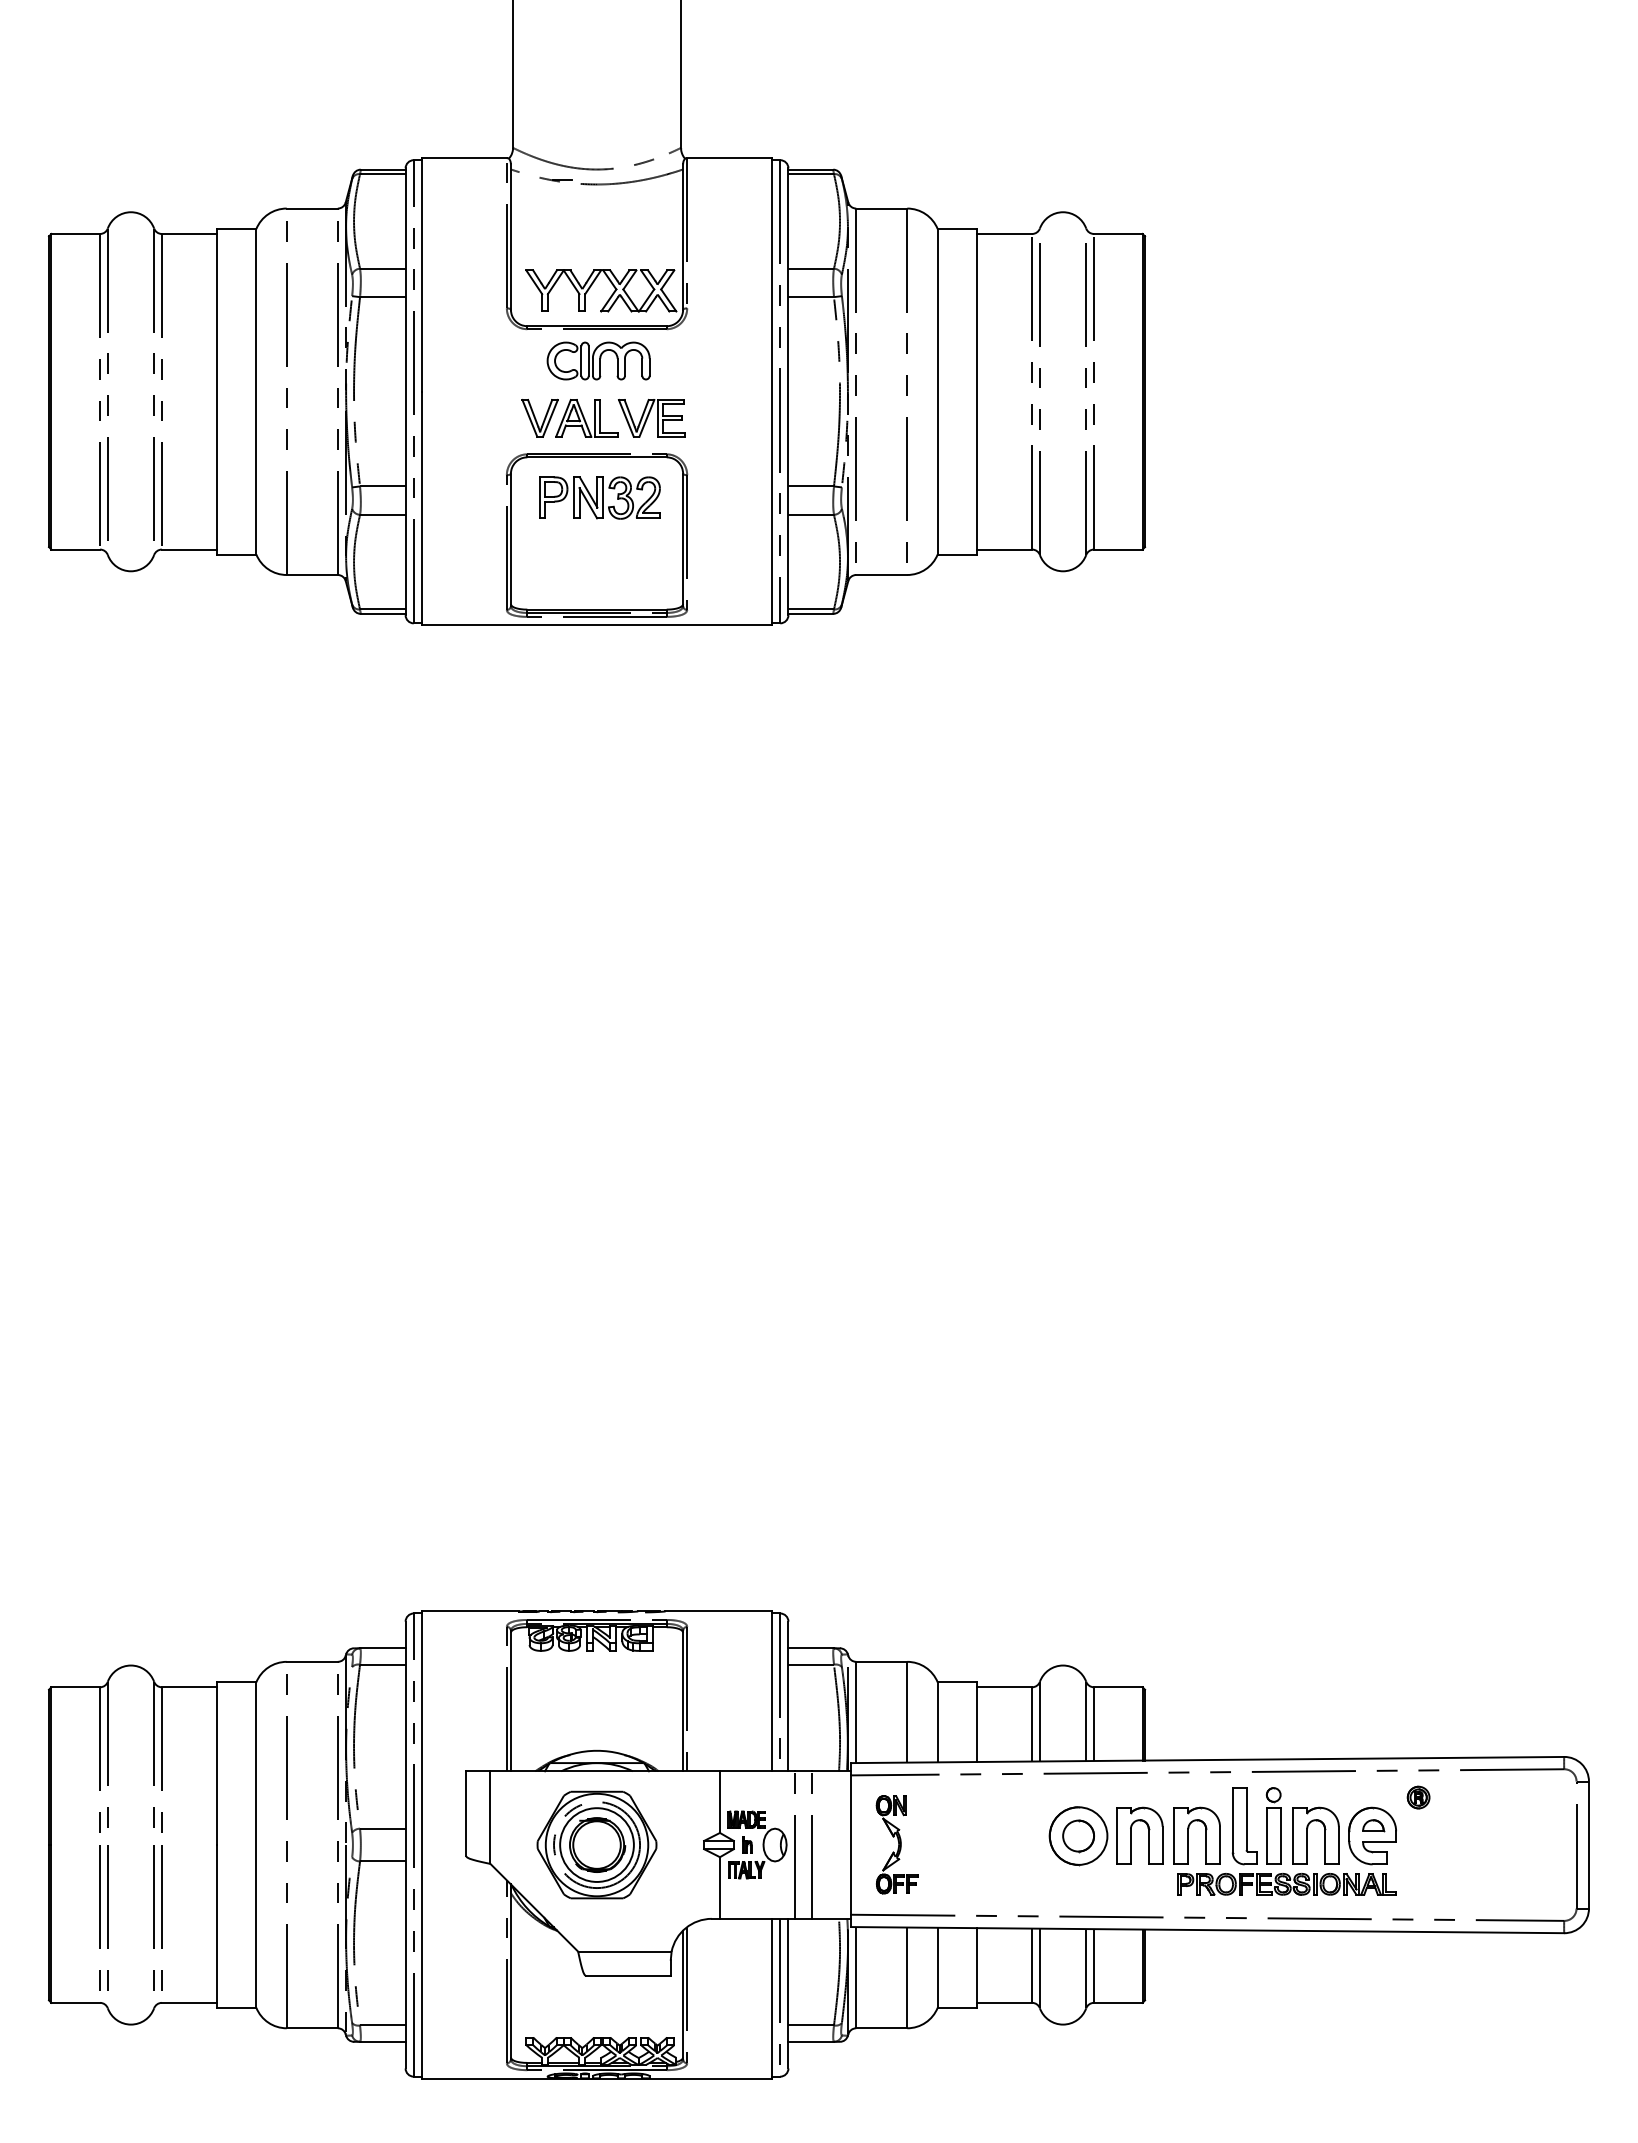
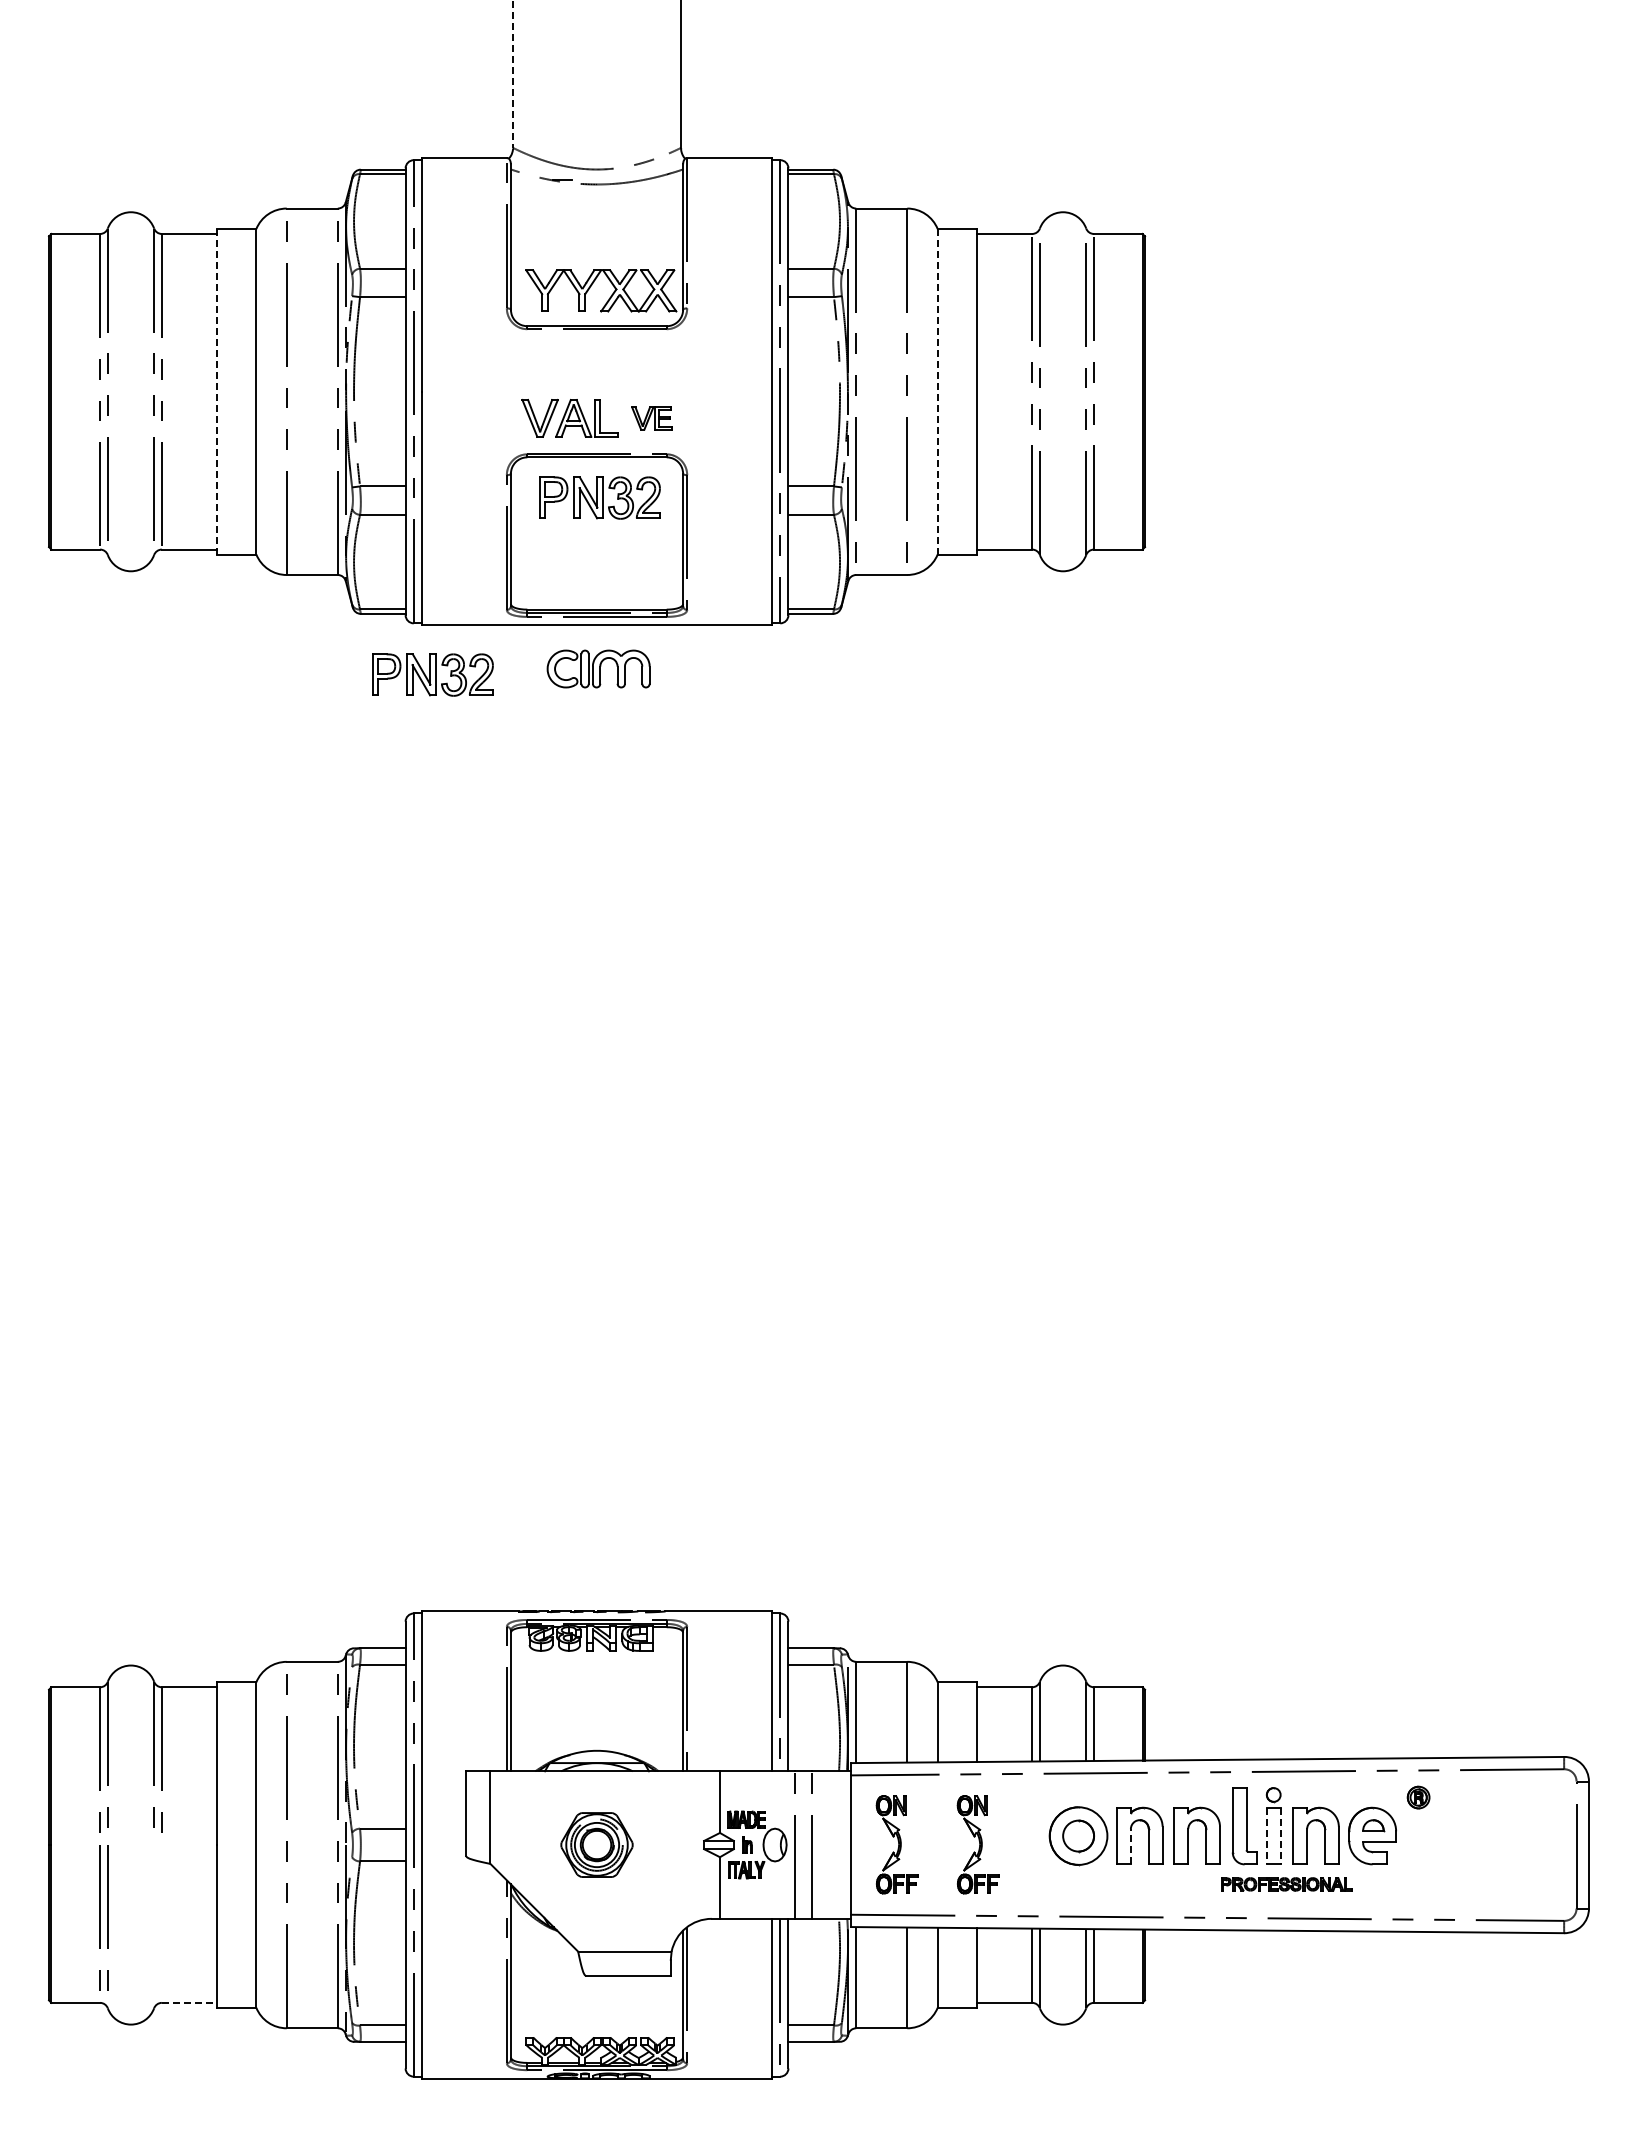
line: solid -> dashed (513, 74)
part position: (598, 360) -> (598, 668) (598, 668)
line: solid -> dashed (217, 391)
line: solid -> dashed (937, 391)
part size: 68x39 px -> 42x25 px (651, 418)
part: none -> present (432, 674)
line: solid -> dashed (1266, 1836)
line: solid -> dashed (1280, 1836)
part size: 122x110 px -> 74x66 px (596, 1844)
part: none -> present (977, 1844)
line: solid -> dashed (1130, 1846)
part size: 220x23 px -> 132x15 px (1286, 1884)
part: present -> none (157, 1917)
line: solid -> dashed (189, 2002)
